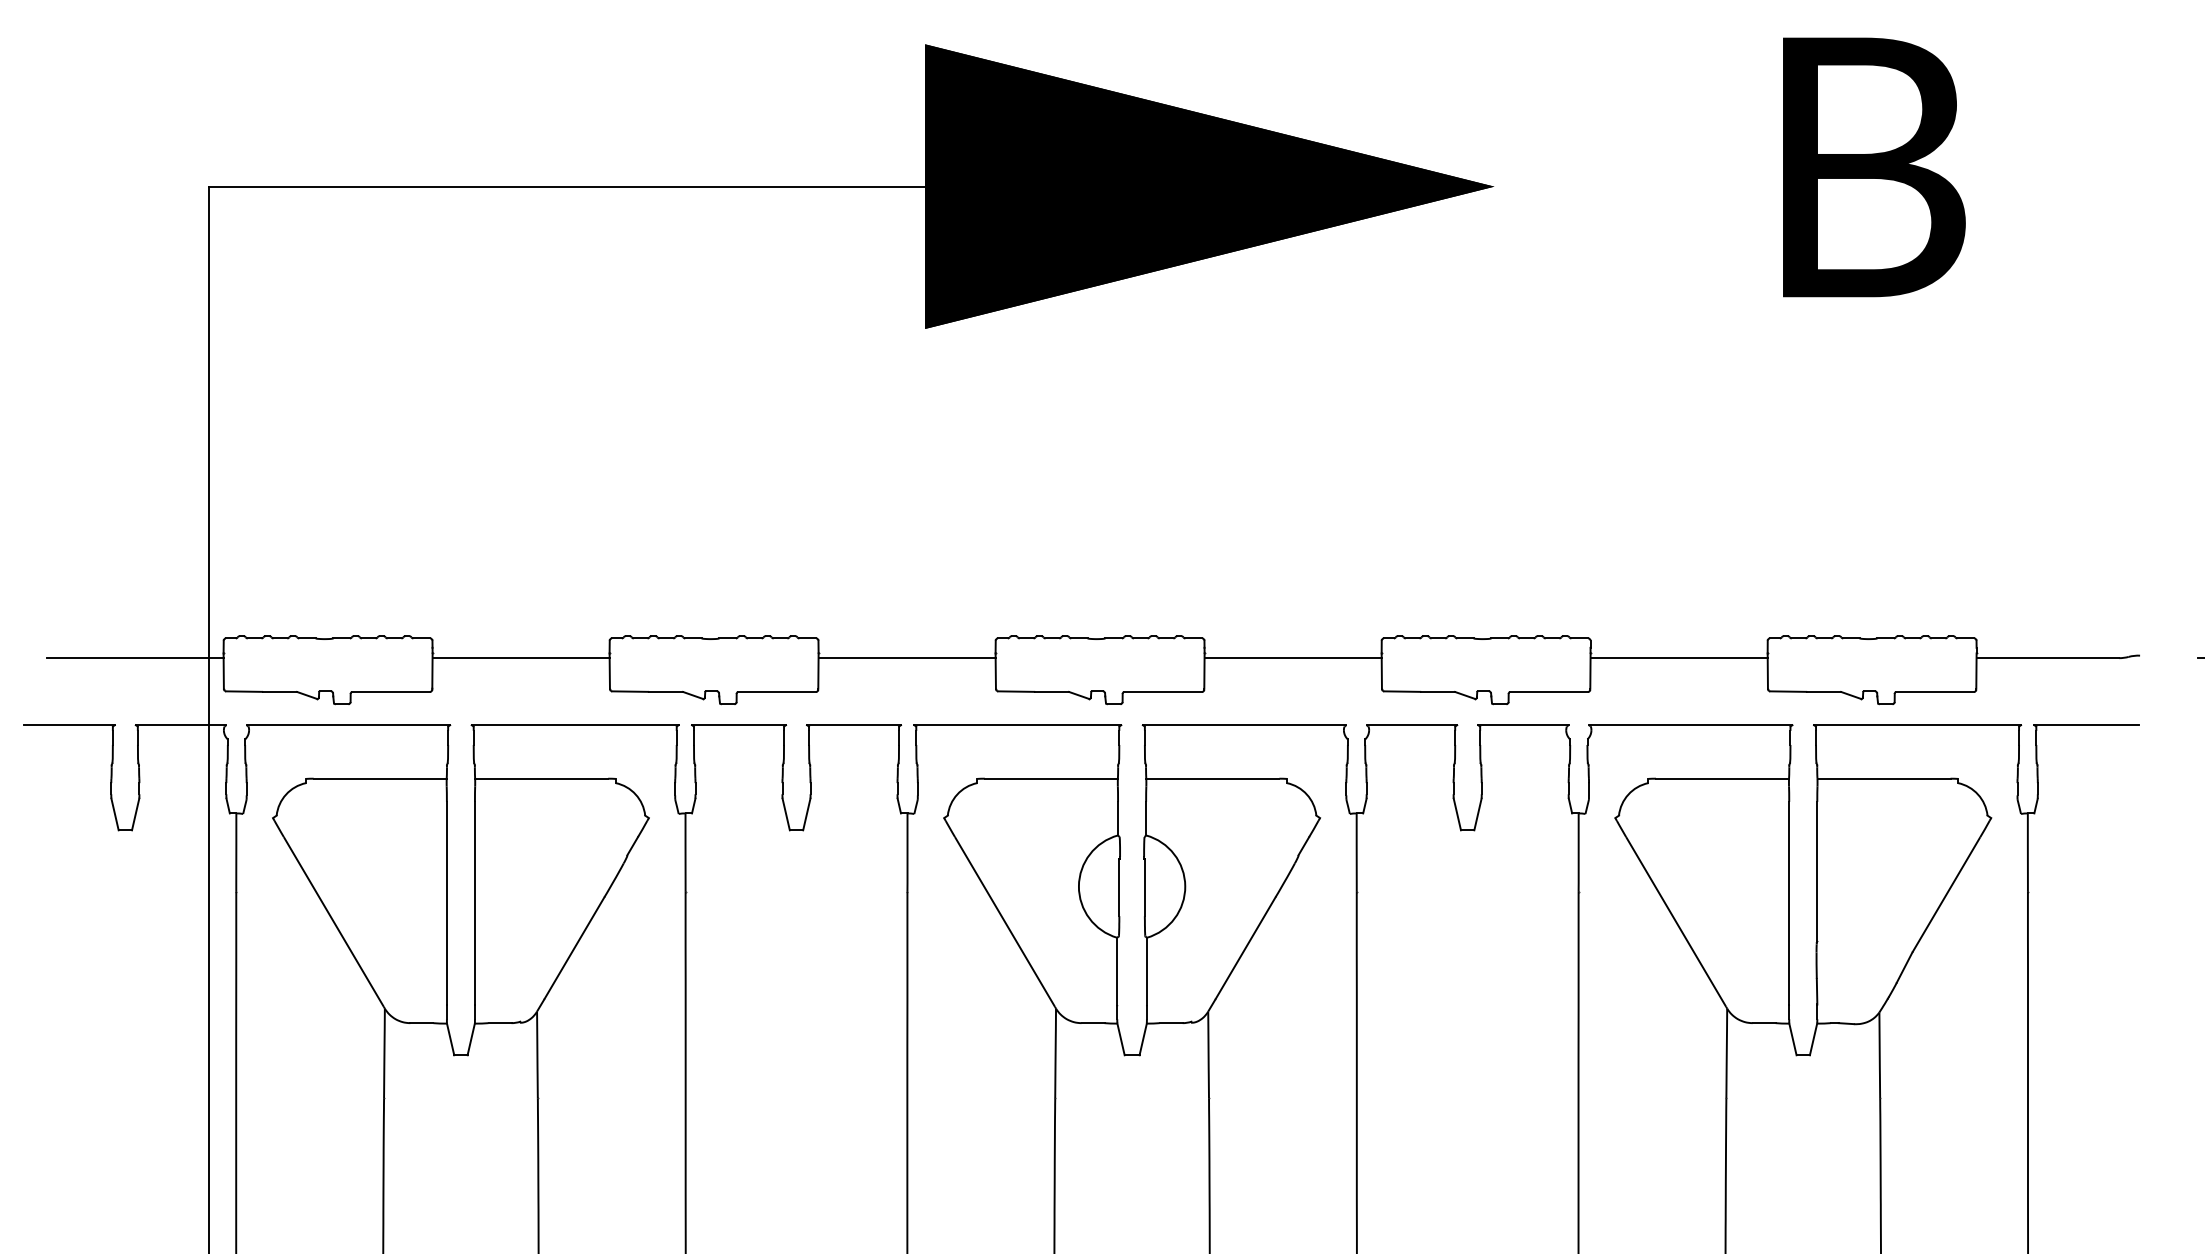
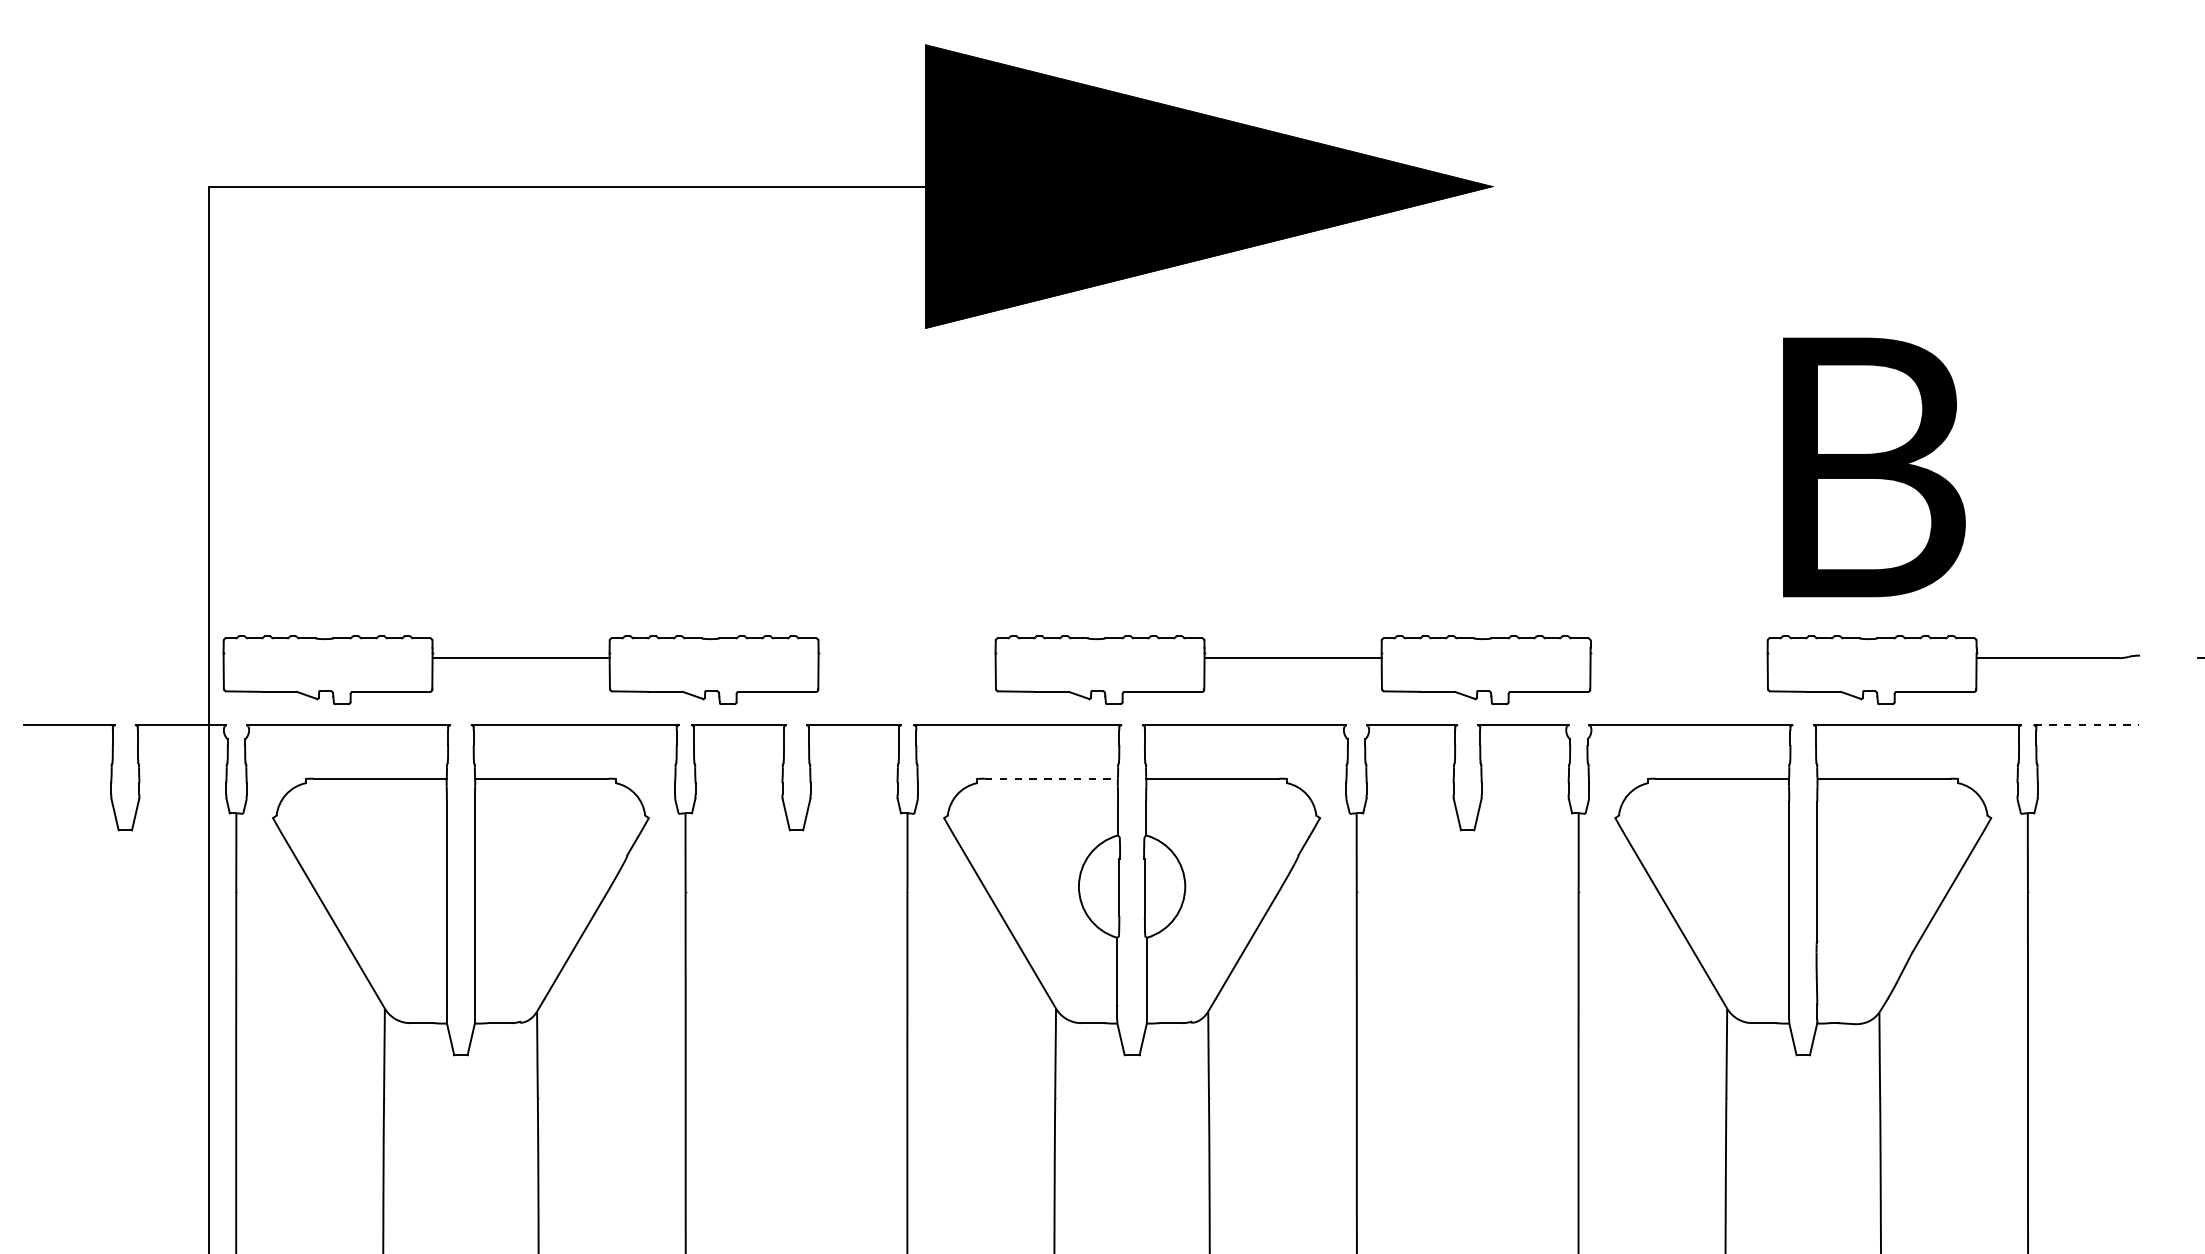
text position: (1874, 167) -> (1874, 467) (1874, 467)
line: present -> none (134, 658)
line: present -> none (906, 658)
line: present -> none (1678, 658)
line: solid -> dashed (2087, 725)
line: solid -> dashed (1051, 778)
